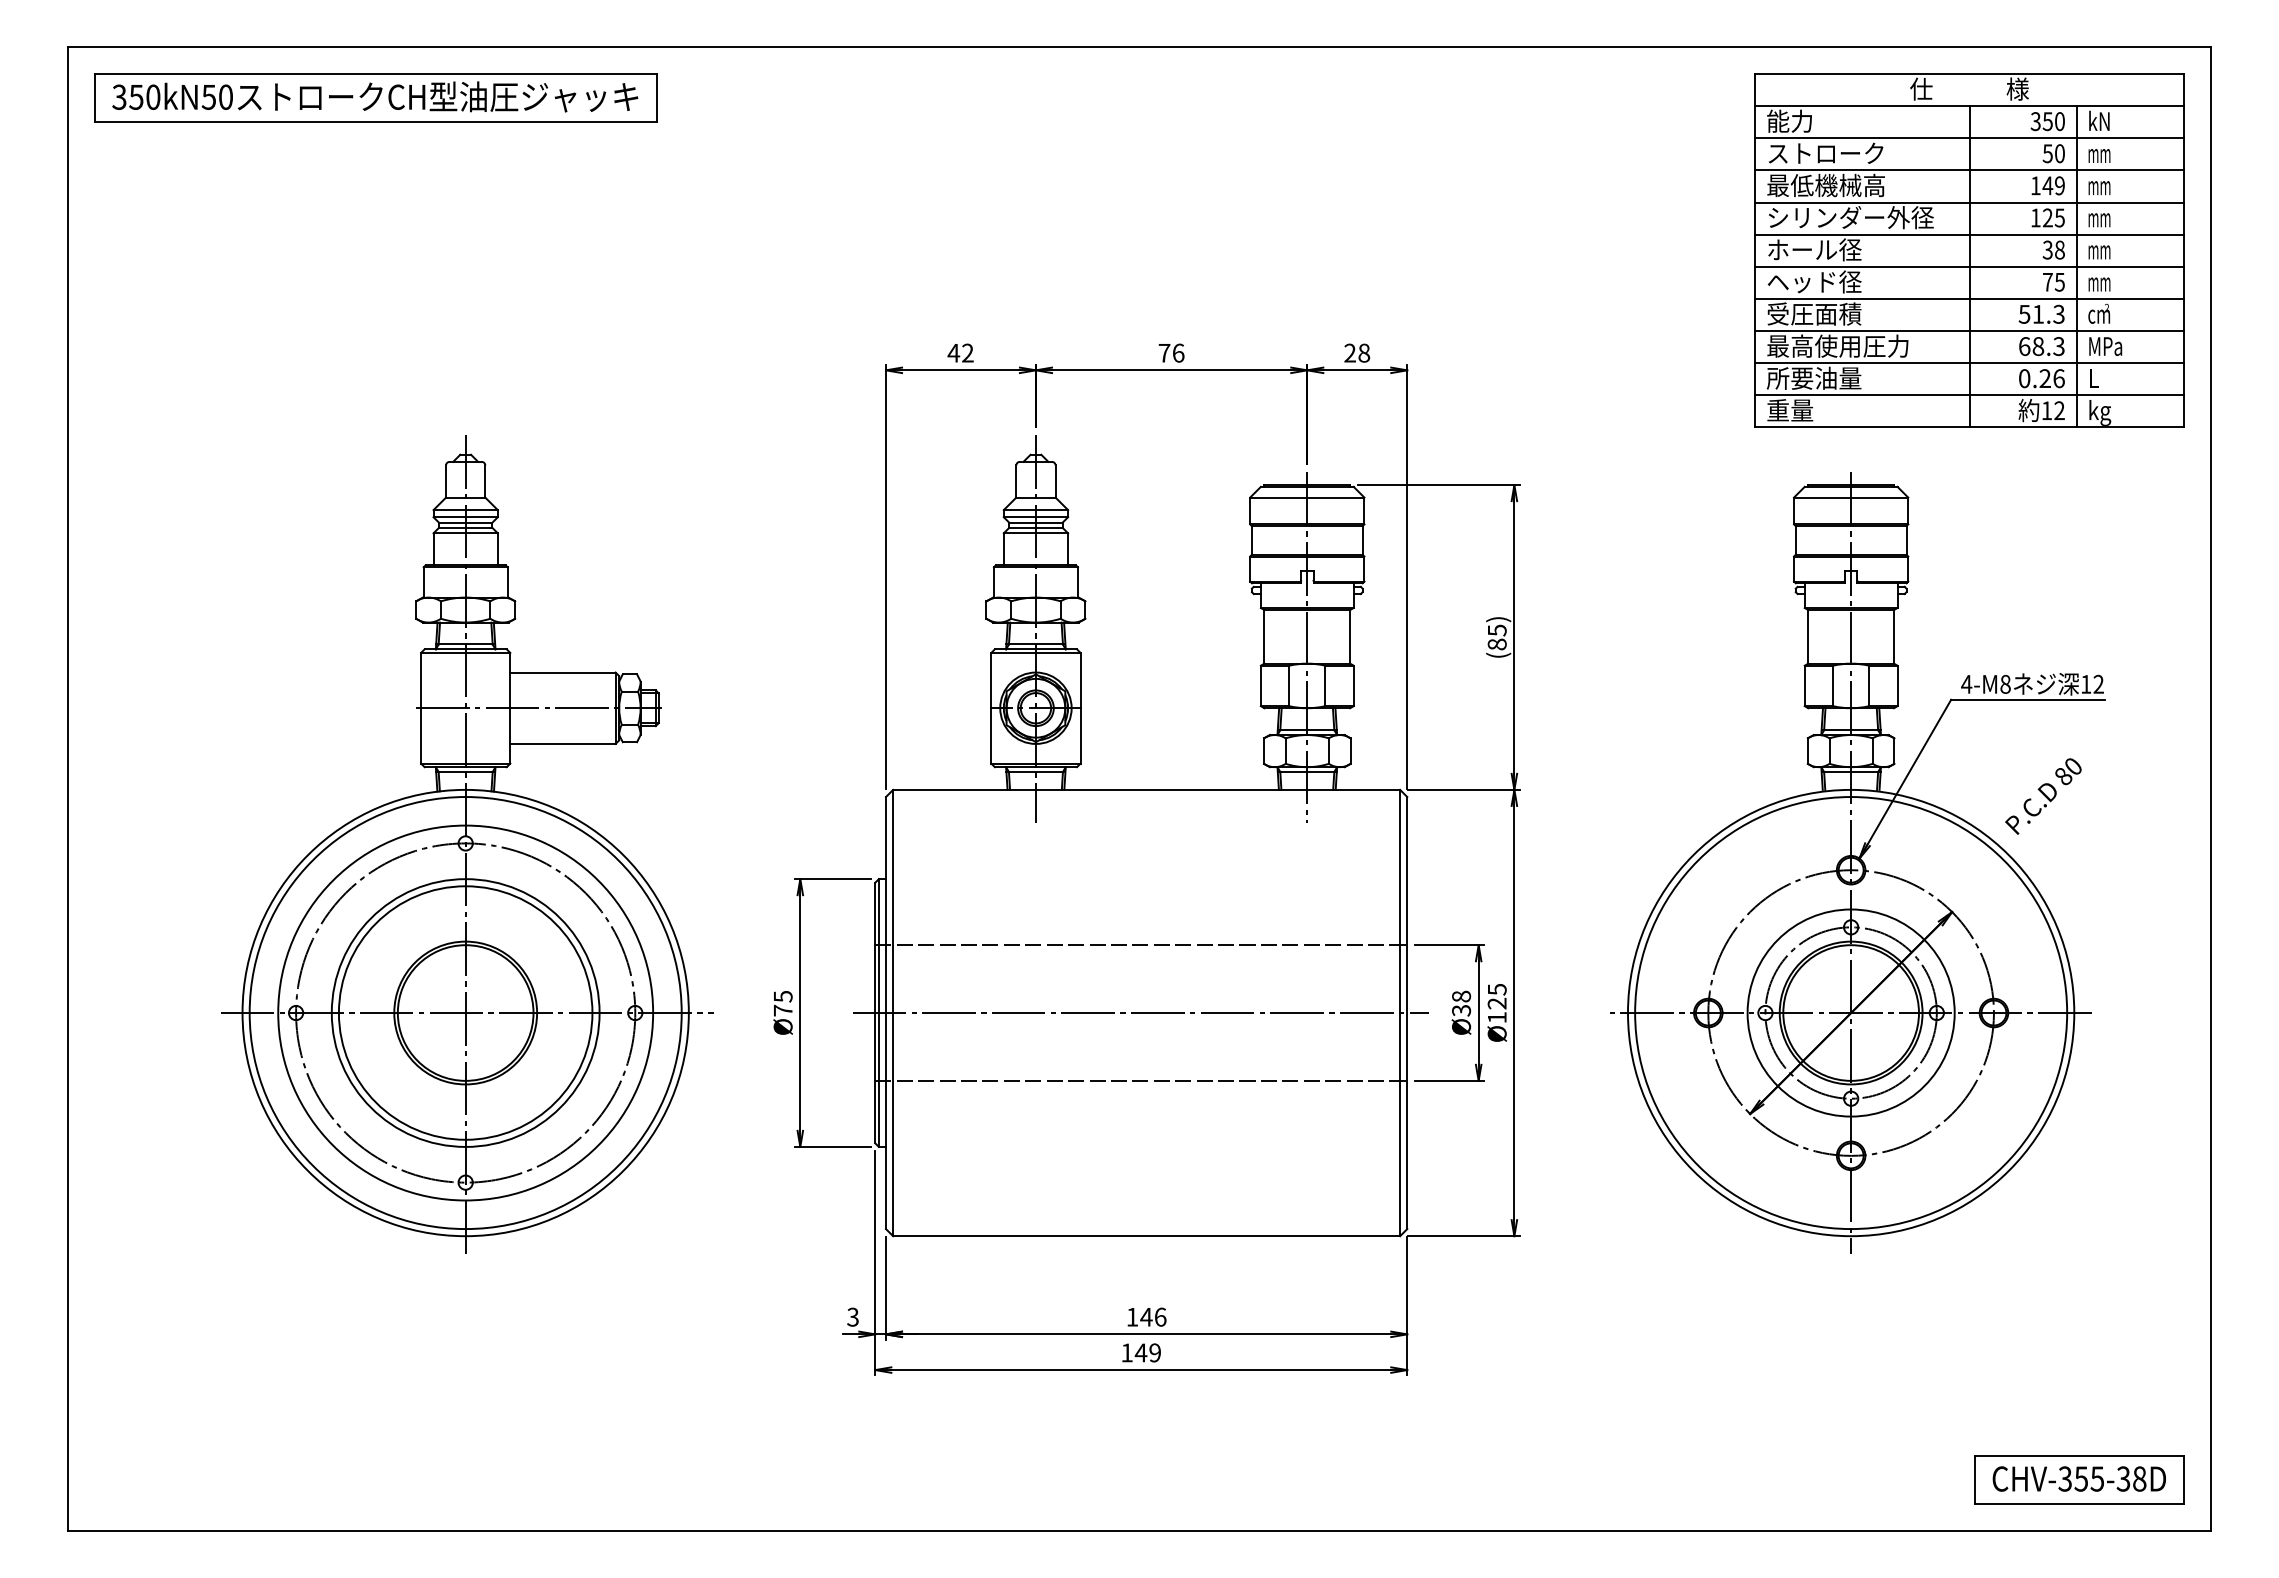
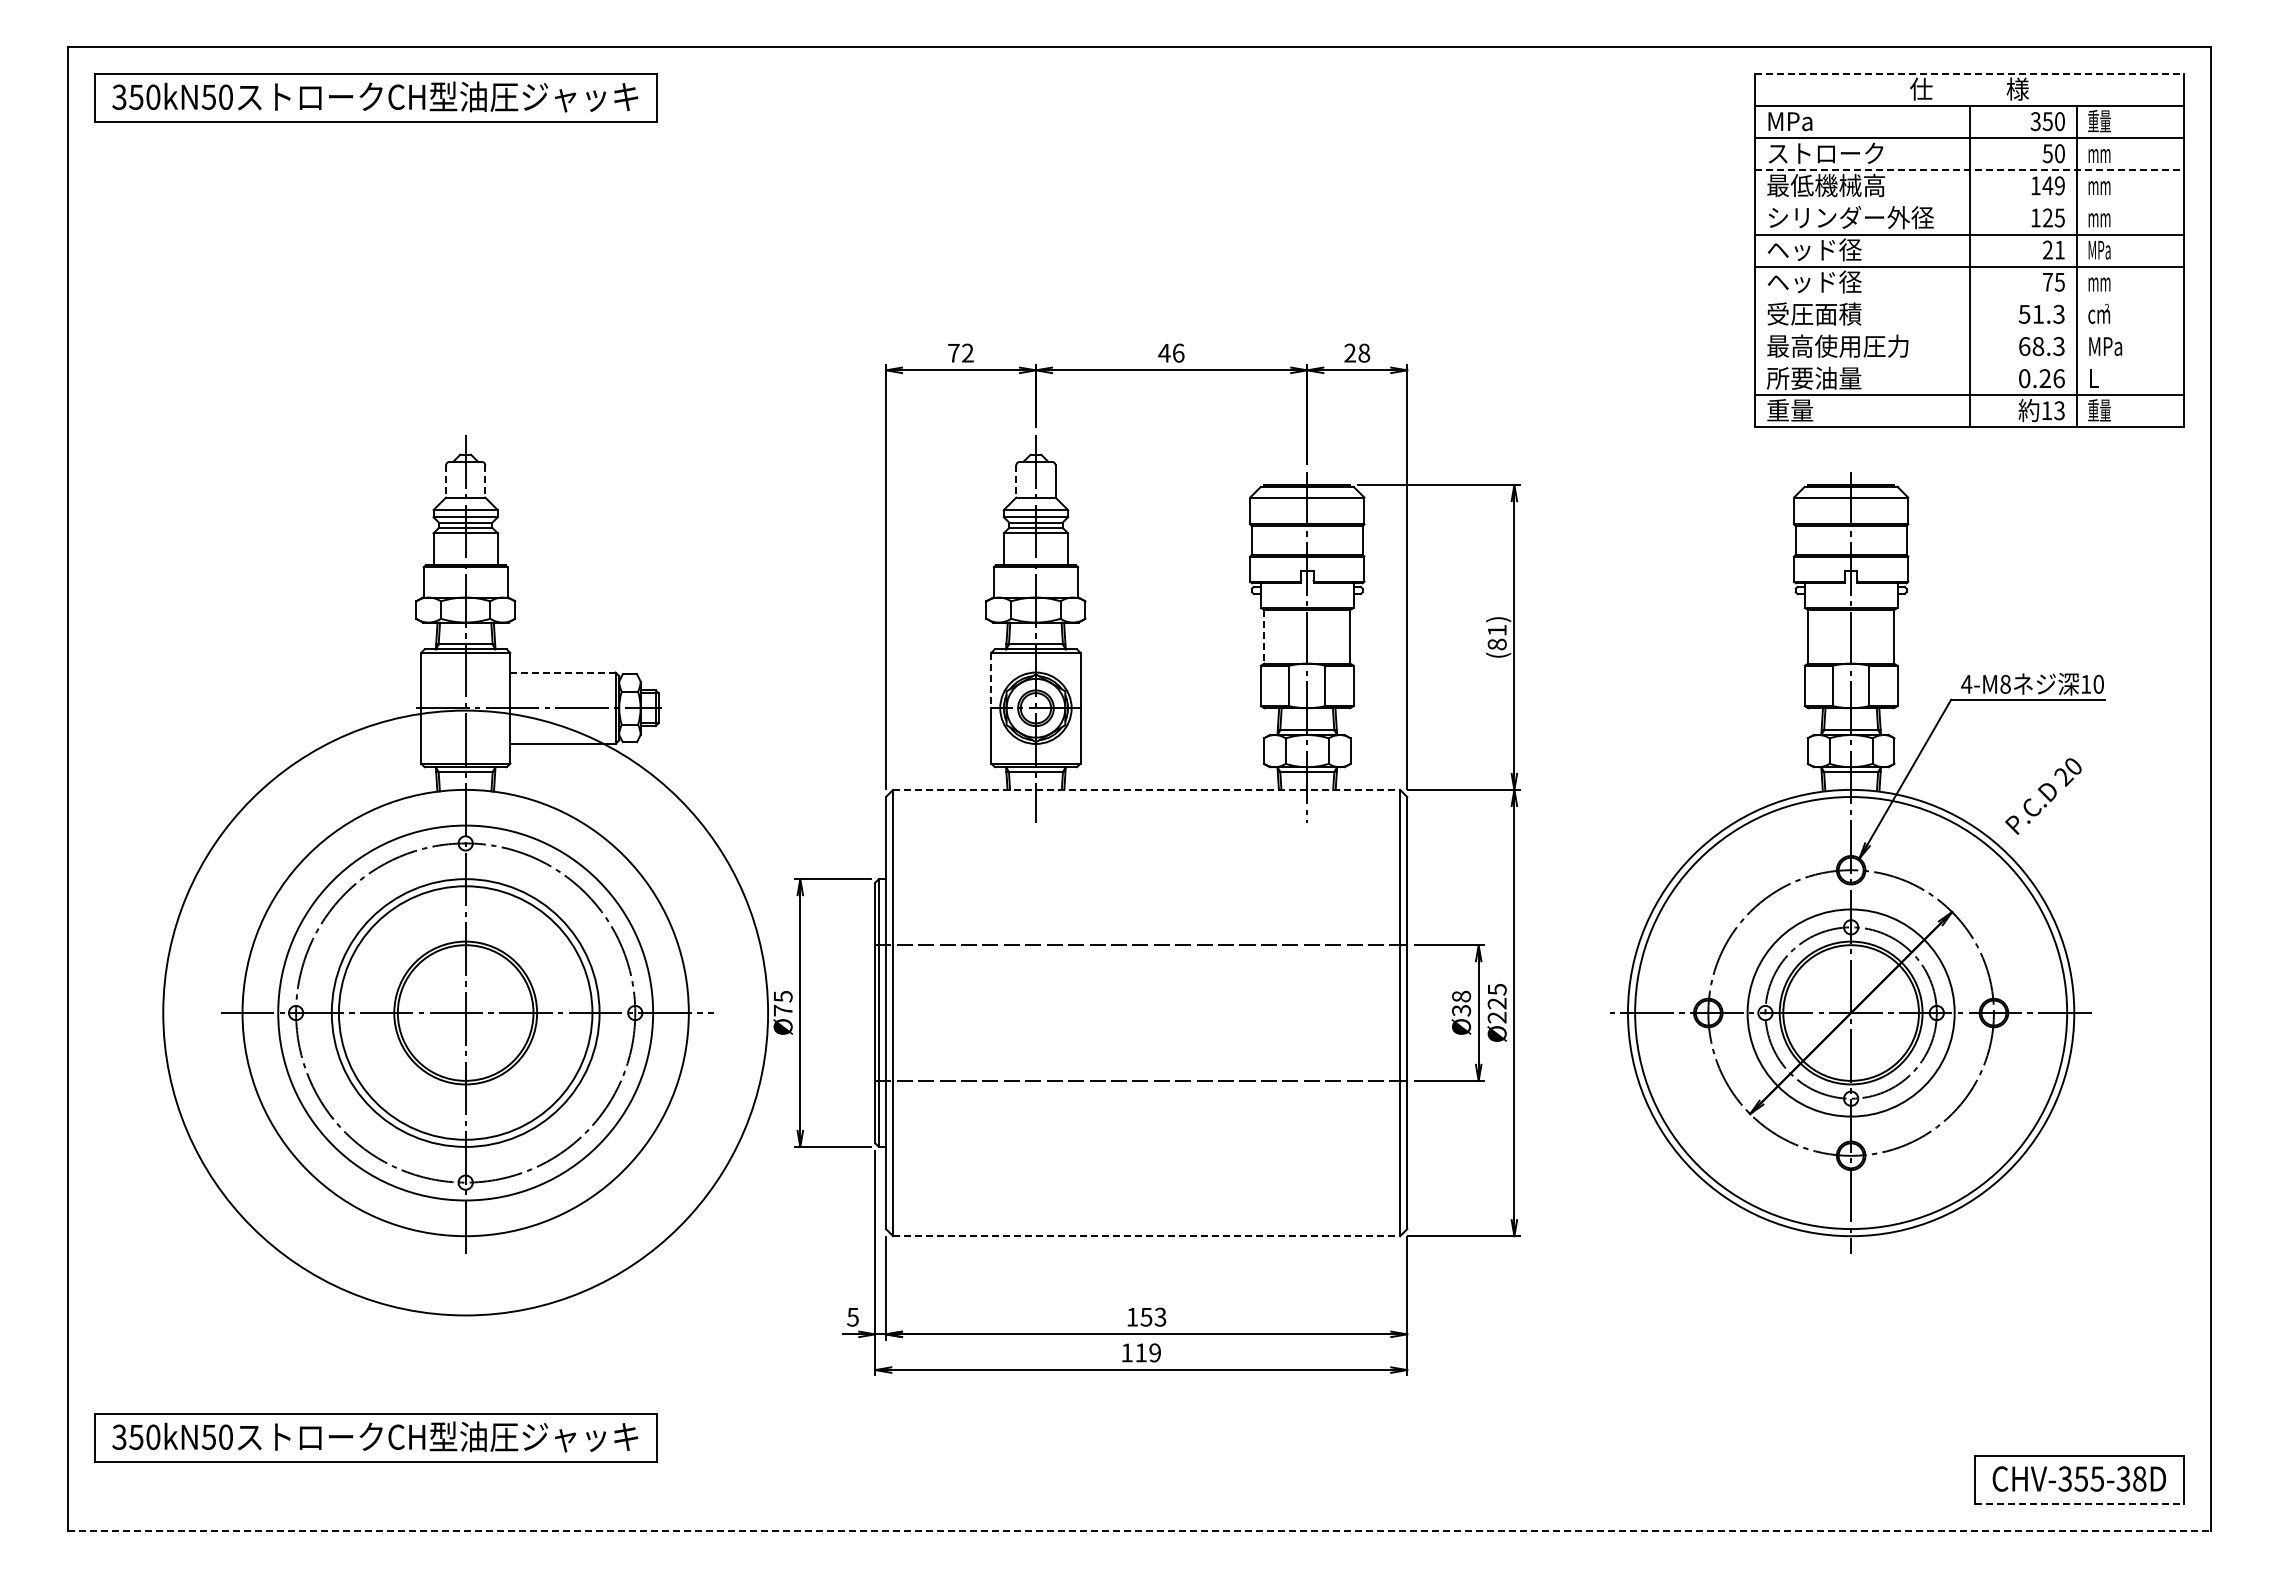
line: solid -> dashed (1970, 74)
text: 能力 -> MPa (1789, 120)
text: kN -> 重量 (2099, 121)
line: solid -> dashed (1970, 170)
line: present -> none (1969, 202)
text: ホール径 -> ヘッド径 (1801, 249)
text: 38 -> 21 (2053, 249)
text: mm -> MPa (2099, 249)
line: present -> none (1969, 298)
line: present -> none (1969, 331)
text: 42 -> 72 (953, 353)
text: 76 -> 46 (1164, 353)
line: present -> none (1969, 363)
text: 12 -> 13 (2059, 410)
text: kg -> 重量 (2099, 412)
line: solid -> dashed (446, 482)
line: solid -> dashed (485, 482)
line: solid -> dashed (1016, 482)
text: (85) -> (81) (1497, 630)
line: solid -> dashed (1264, 636)
line: solid -> dashed (562, 672)
line: solid -> dashed (991, 680)
text: 12 -> 10 (2098, 684)
text: 80 -> 20 (2063, 777)
line: solid -> dashed (1146, 789)
circle diameter: 432 px -> 605 px (465, 1012)
line: present -> none (1140, 1013)
text: Ø125 -> Ø225 (1496, 1017)
line: solid -> dashed (1146, 1236)
text: 3 -> 5 (852, 1316)
text: 146 -> 153 (1153, 1316)
text: 149 -> 119 (1140, 1352)
part: none -> present (375, 1437)
line: solid -> dashed (2079, 1503)
line: solid -> dashed (1139, 1530)
